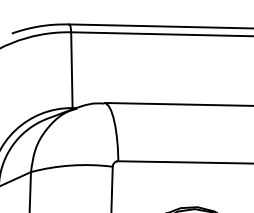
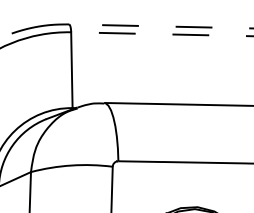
line: solid -> dashed (160, 26)
line: solid -> dashed (162, 34)
